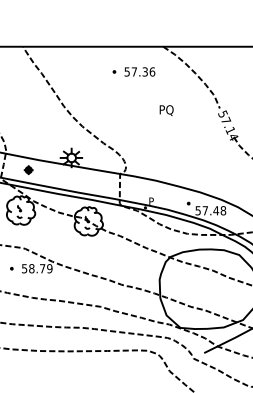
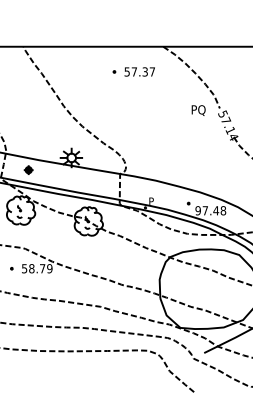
text: 57.36 -> 57.37 (152, 71)
text position: (166, 110) -> (198, 110) (198, 110)
text: 57.48 -> 97.48 (197, 210)
